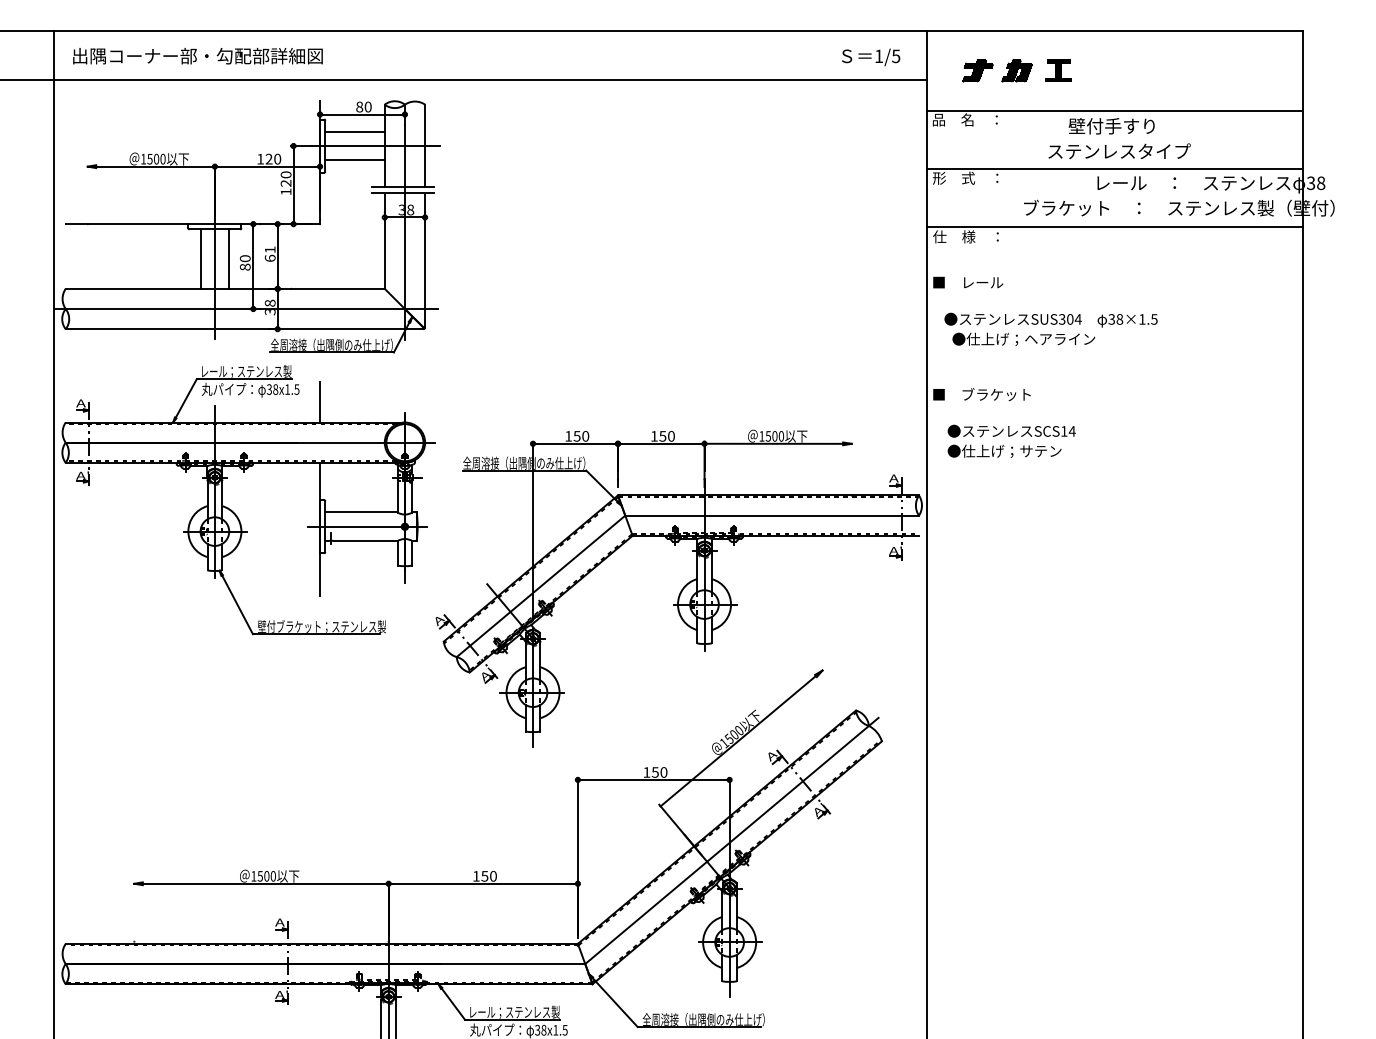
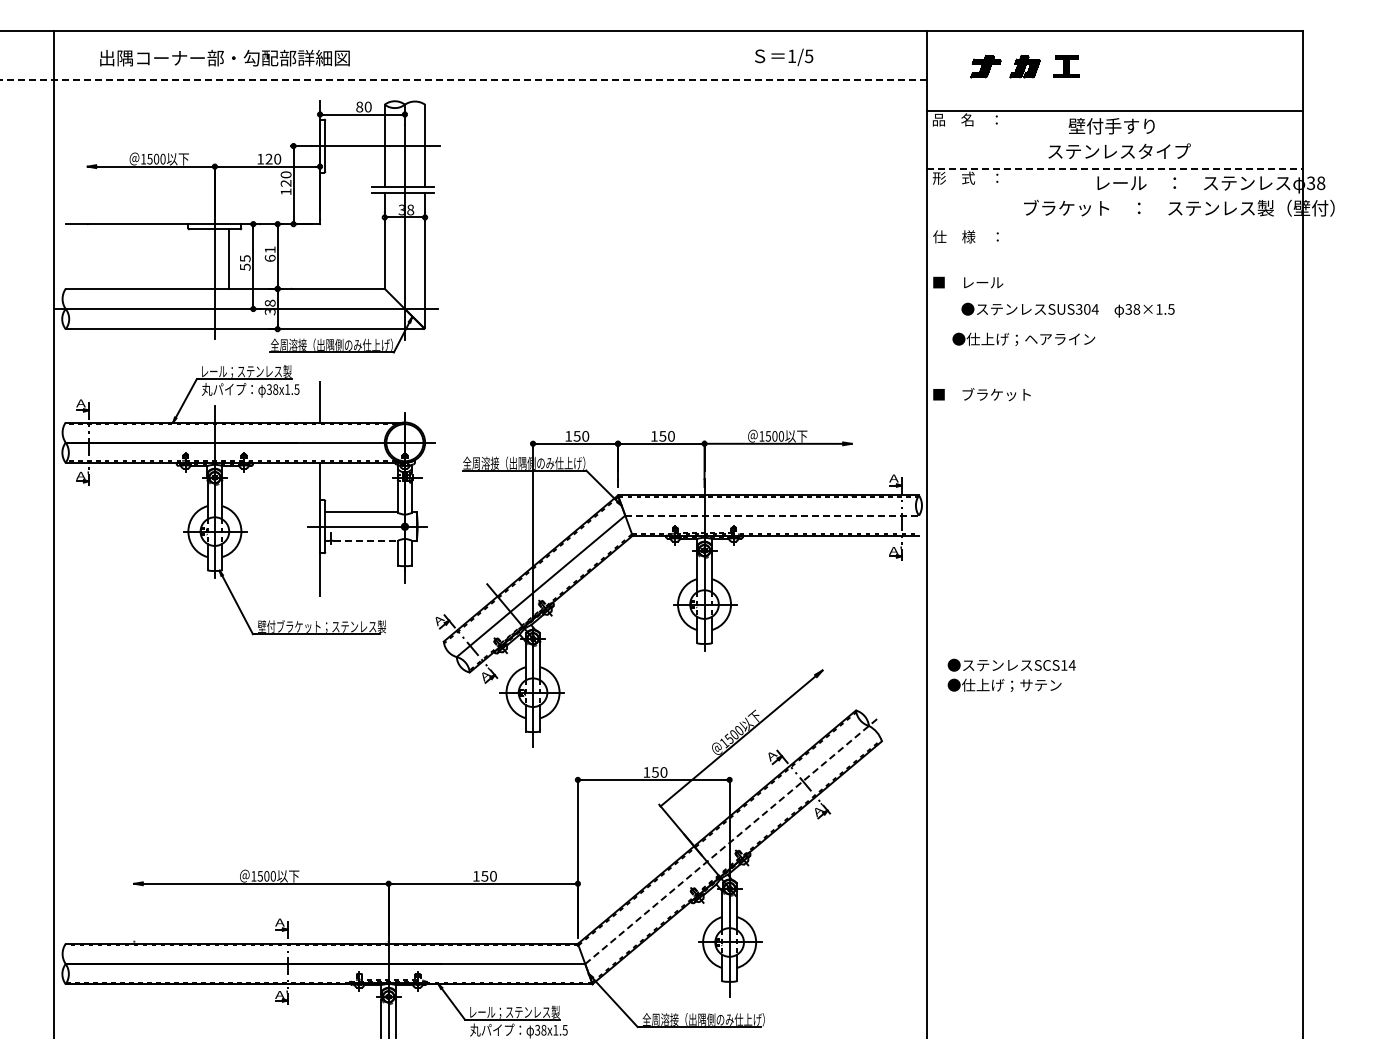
text position: (197, 55) -> (224, 57) (224, 57)
text position: (871, 57) -> (784, 57) (784, 57)
part position: (1016, 70) -> (1024, 66) (1024, 66)
line: solid -> dashed (463, 80)
line: present -> none (354, 131)
line: present -> none (354, 160)
line: solid -> dashed (1115, 168)
line: present -> none (1114, 227)
line: present -> none (200, 258)
text: 80 -> 55 (244, 262)
text position: (1050, 319) -> (1067, 309) (1067, 309)
text position: (1011, 440) -> (1011, 674) (1011, 674)
line: solid -> dashed (772, 515)
line: solid -> dashed (365, 541)
line: solid -> dashed (732, 840)
